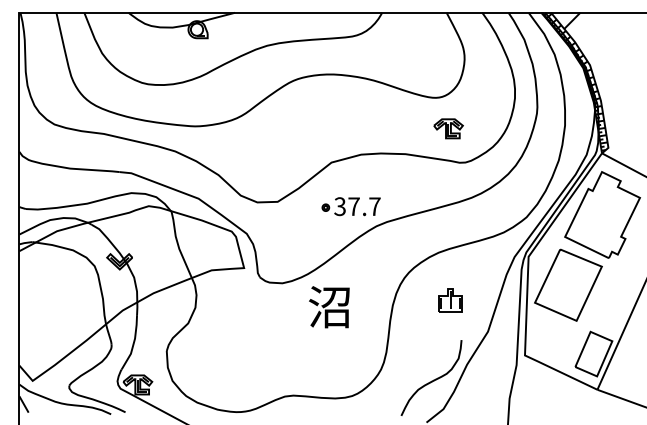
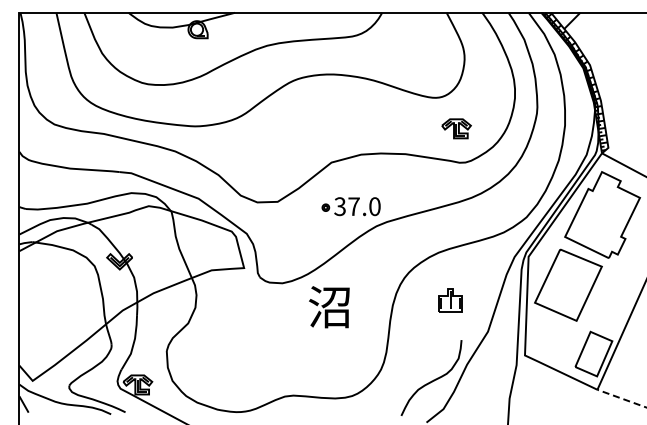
part position: (448, 128) -> (456, 128) (456, 128)
text: 37.7 -> 37.0 (374, 206)
line: solid -> dashed (621, 398)
